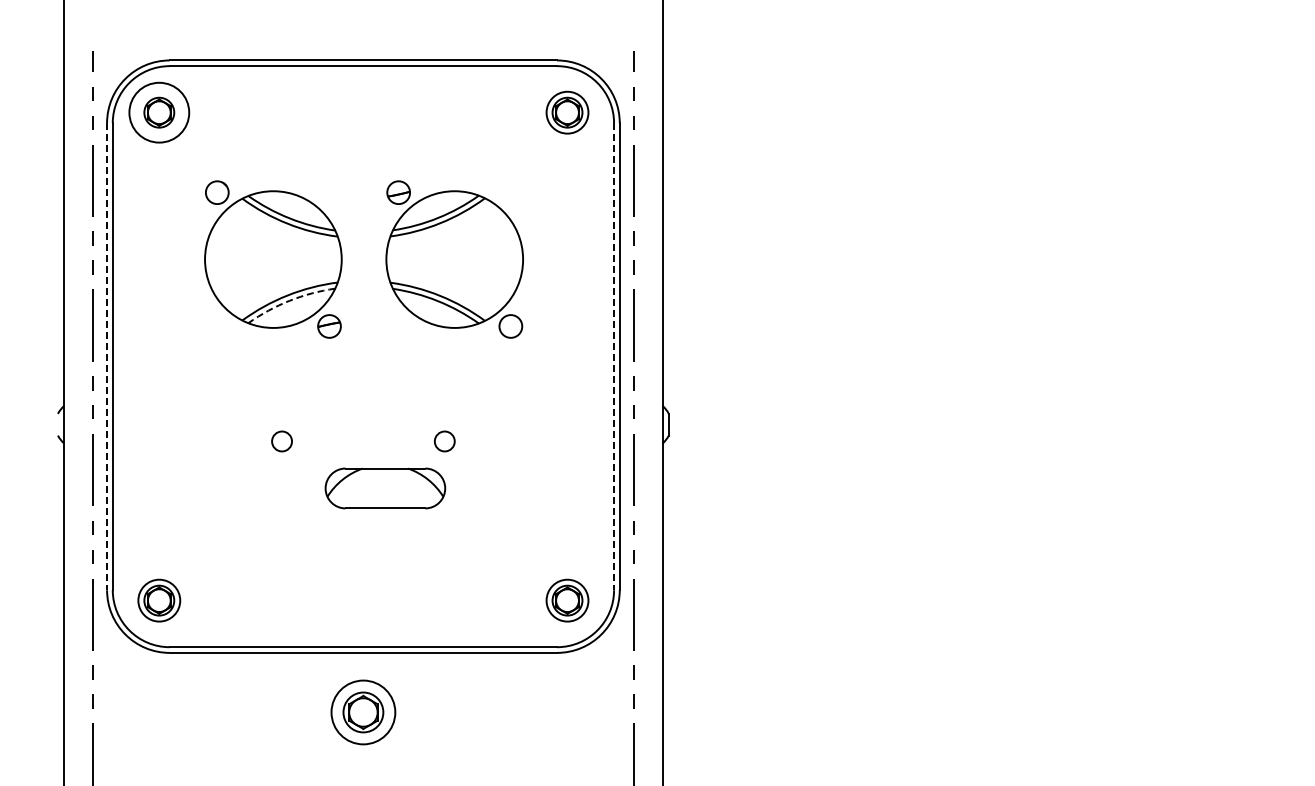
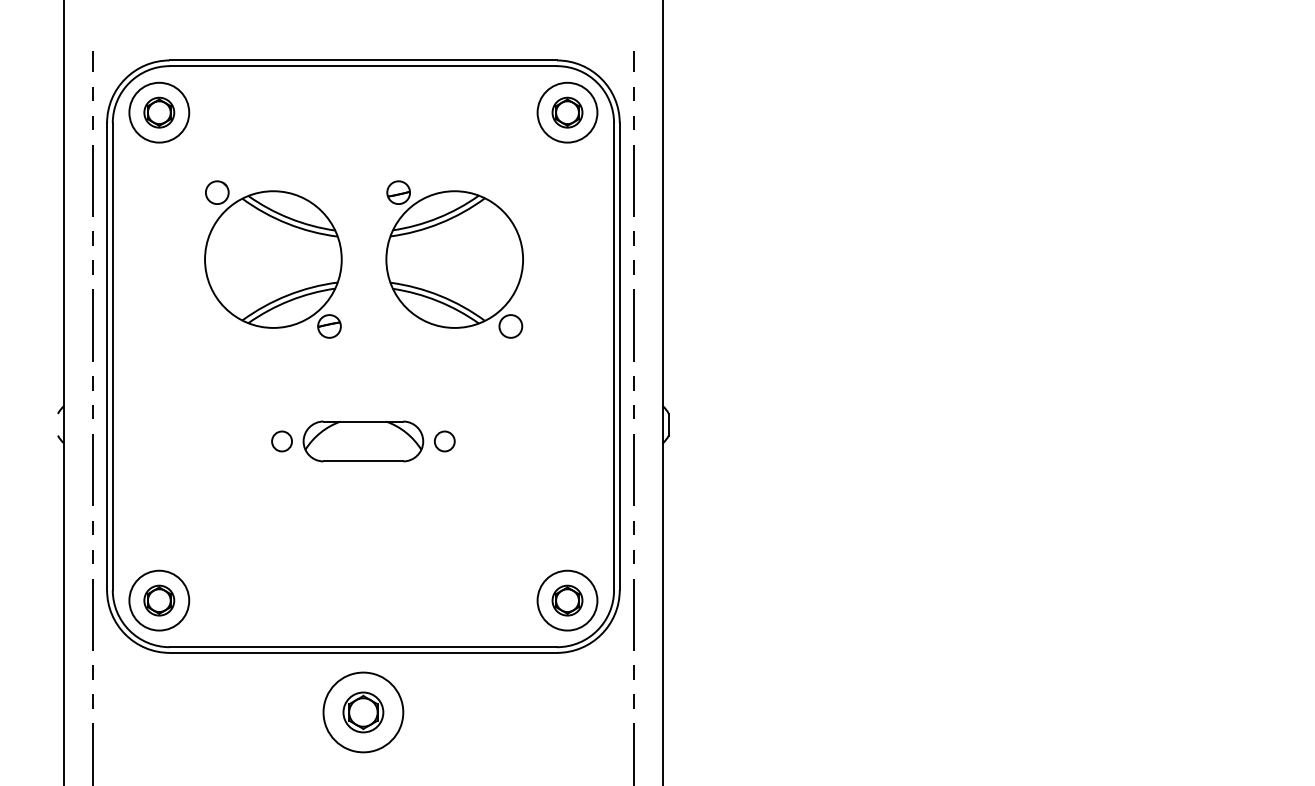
circle diameter: 42 px -> 60 px (567, 112)
arc: dashed -> solid (289, 300)
line: dashed -> solid (107, 356)
line: dashed -> solid (614, 356)
part position: (385, 488) -> (363, 441) (363, 441)
circle diameter: 42 px -> 60 px (159, 600)
circle diameter: 42 px -> 60 px (567, 600)
circle diameter: 64 px -> 80 px (363, 712)
